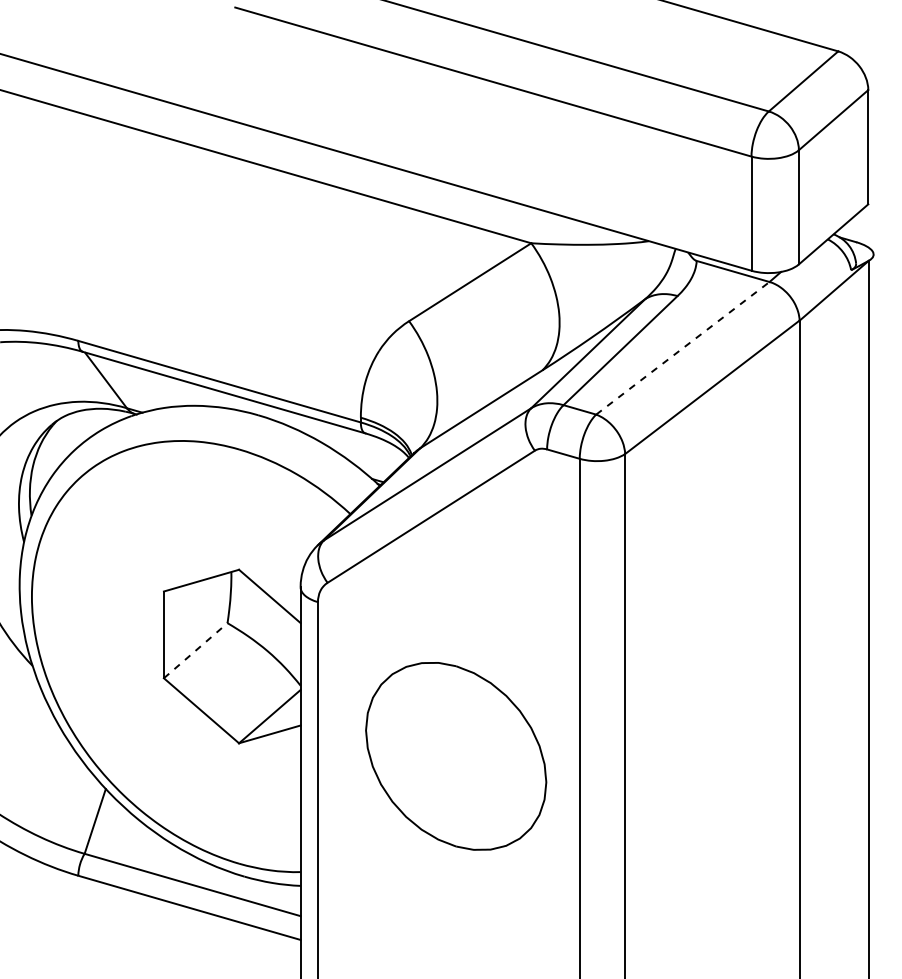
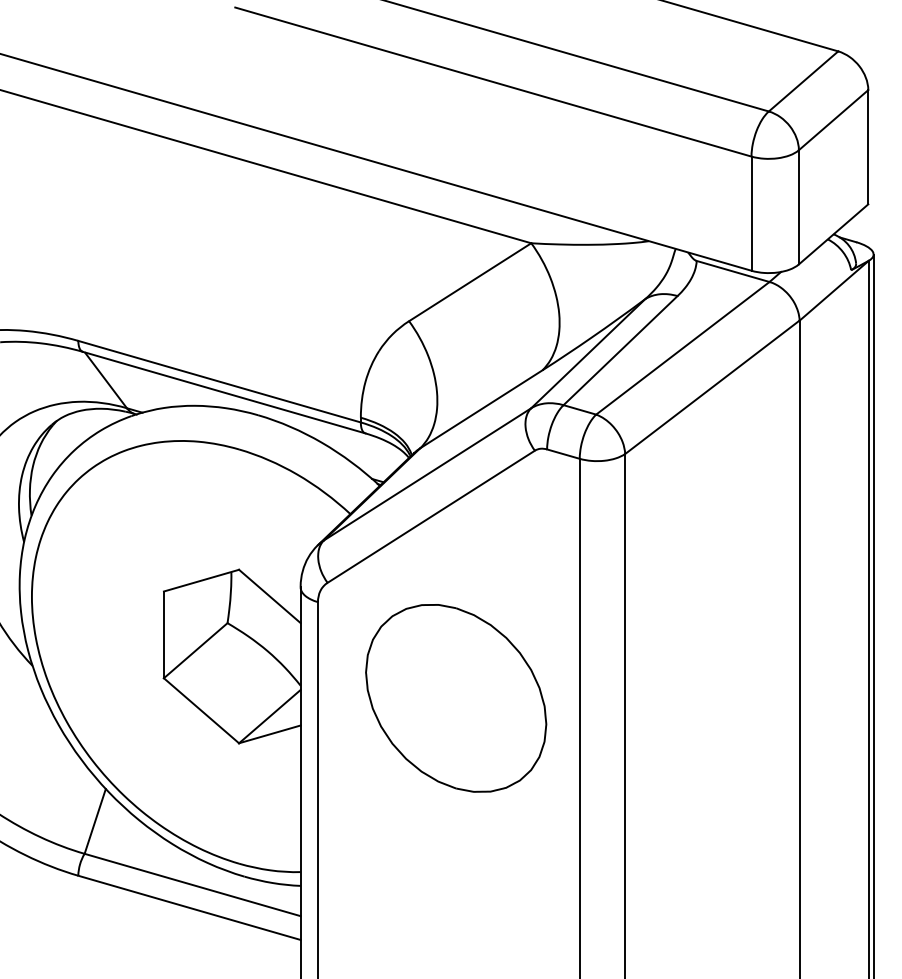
line: dashed -> solid (683, 348)
line: none -> present (873, 614)
line: dashed -> solid (196, 650)
part position: (456, 756) -> (456, 698) (456, 698)
